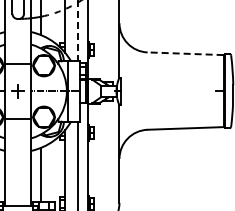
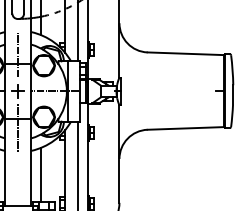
line: dashed -> solid (77, 31)
line: dashed -> solid (185, 53)
line: none -> present (18, 54)
line: none -> present (18, 127)
